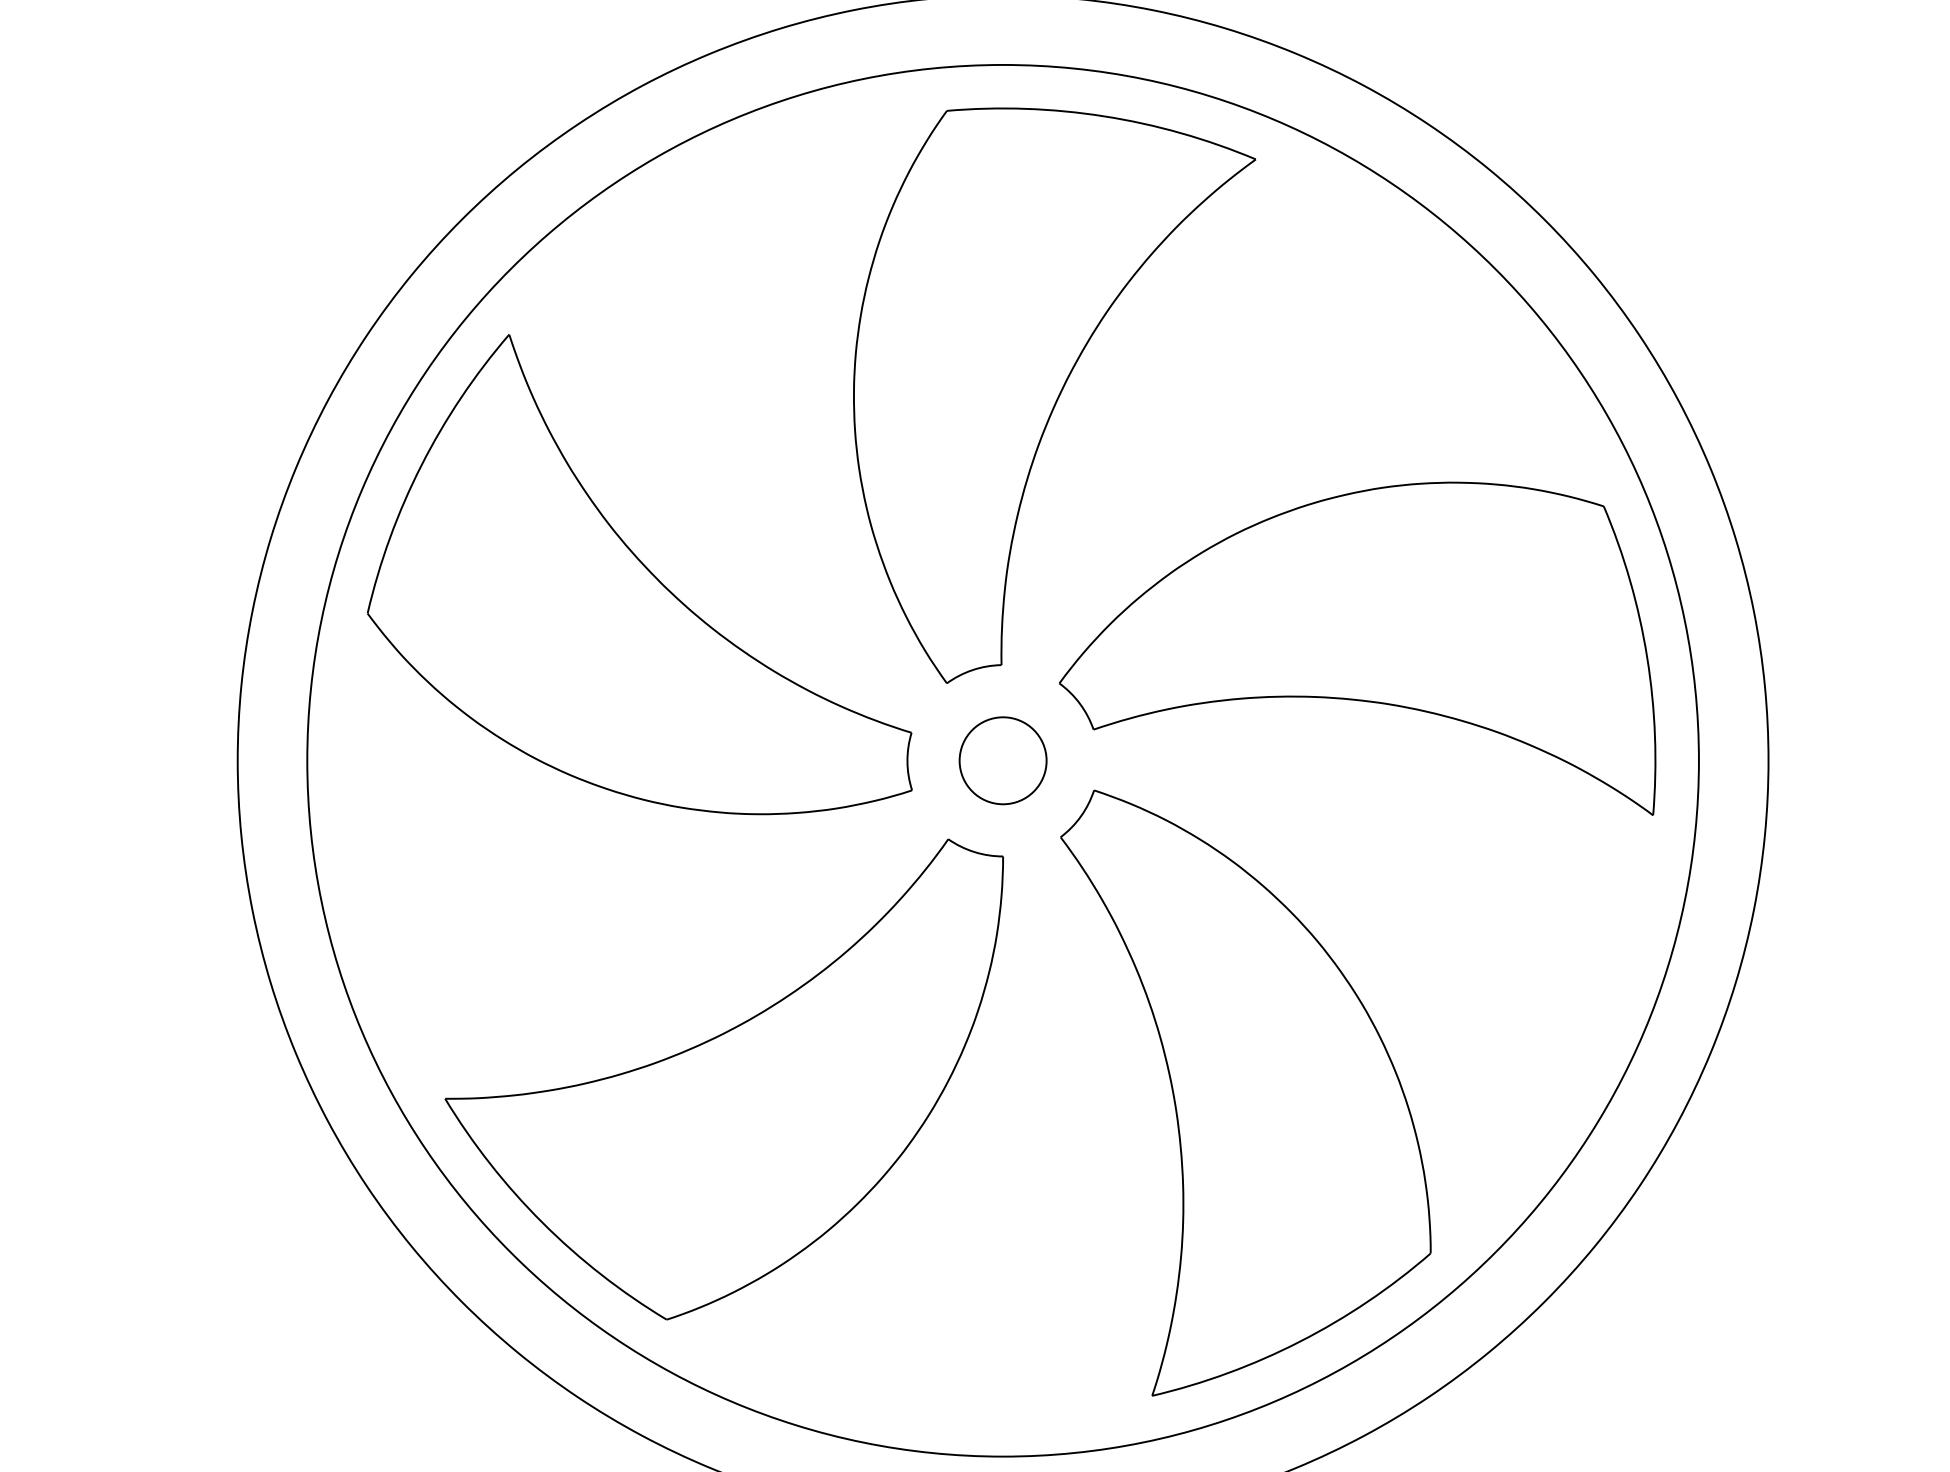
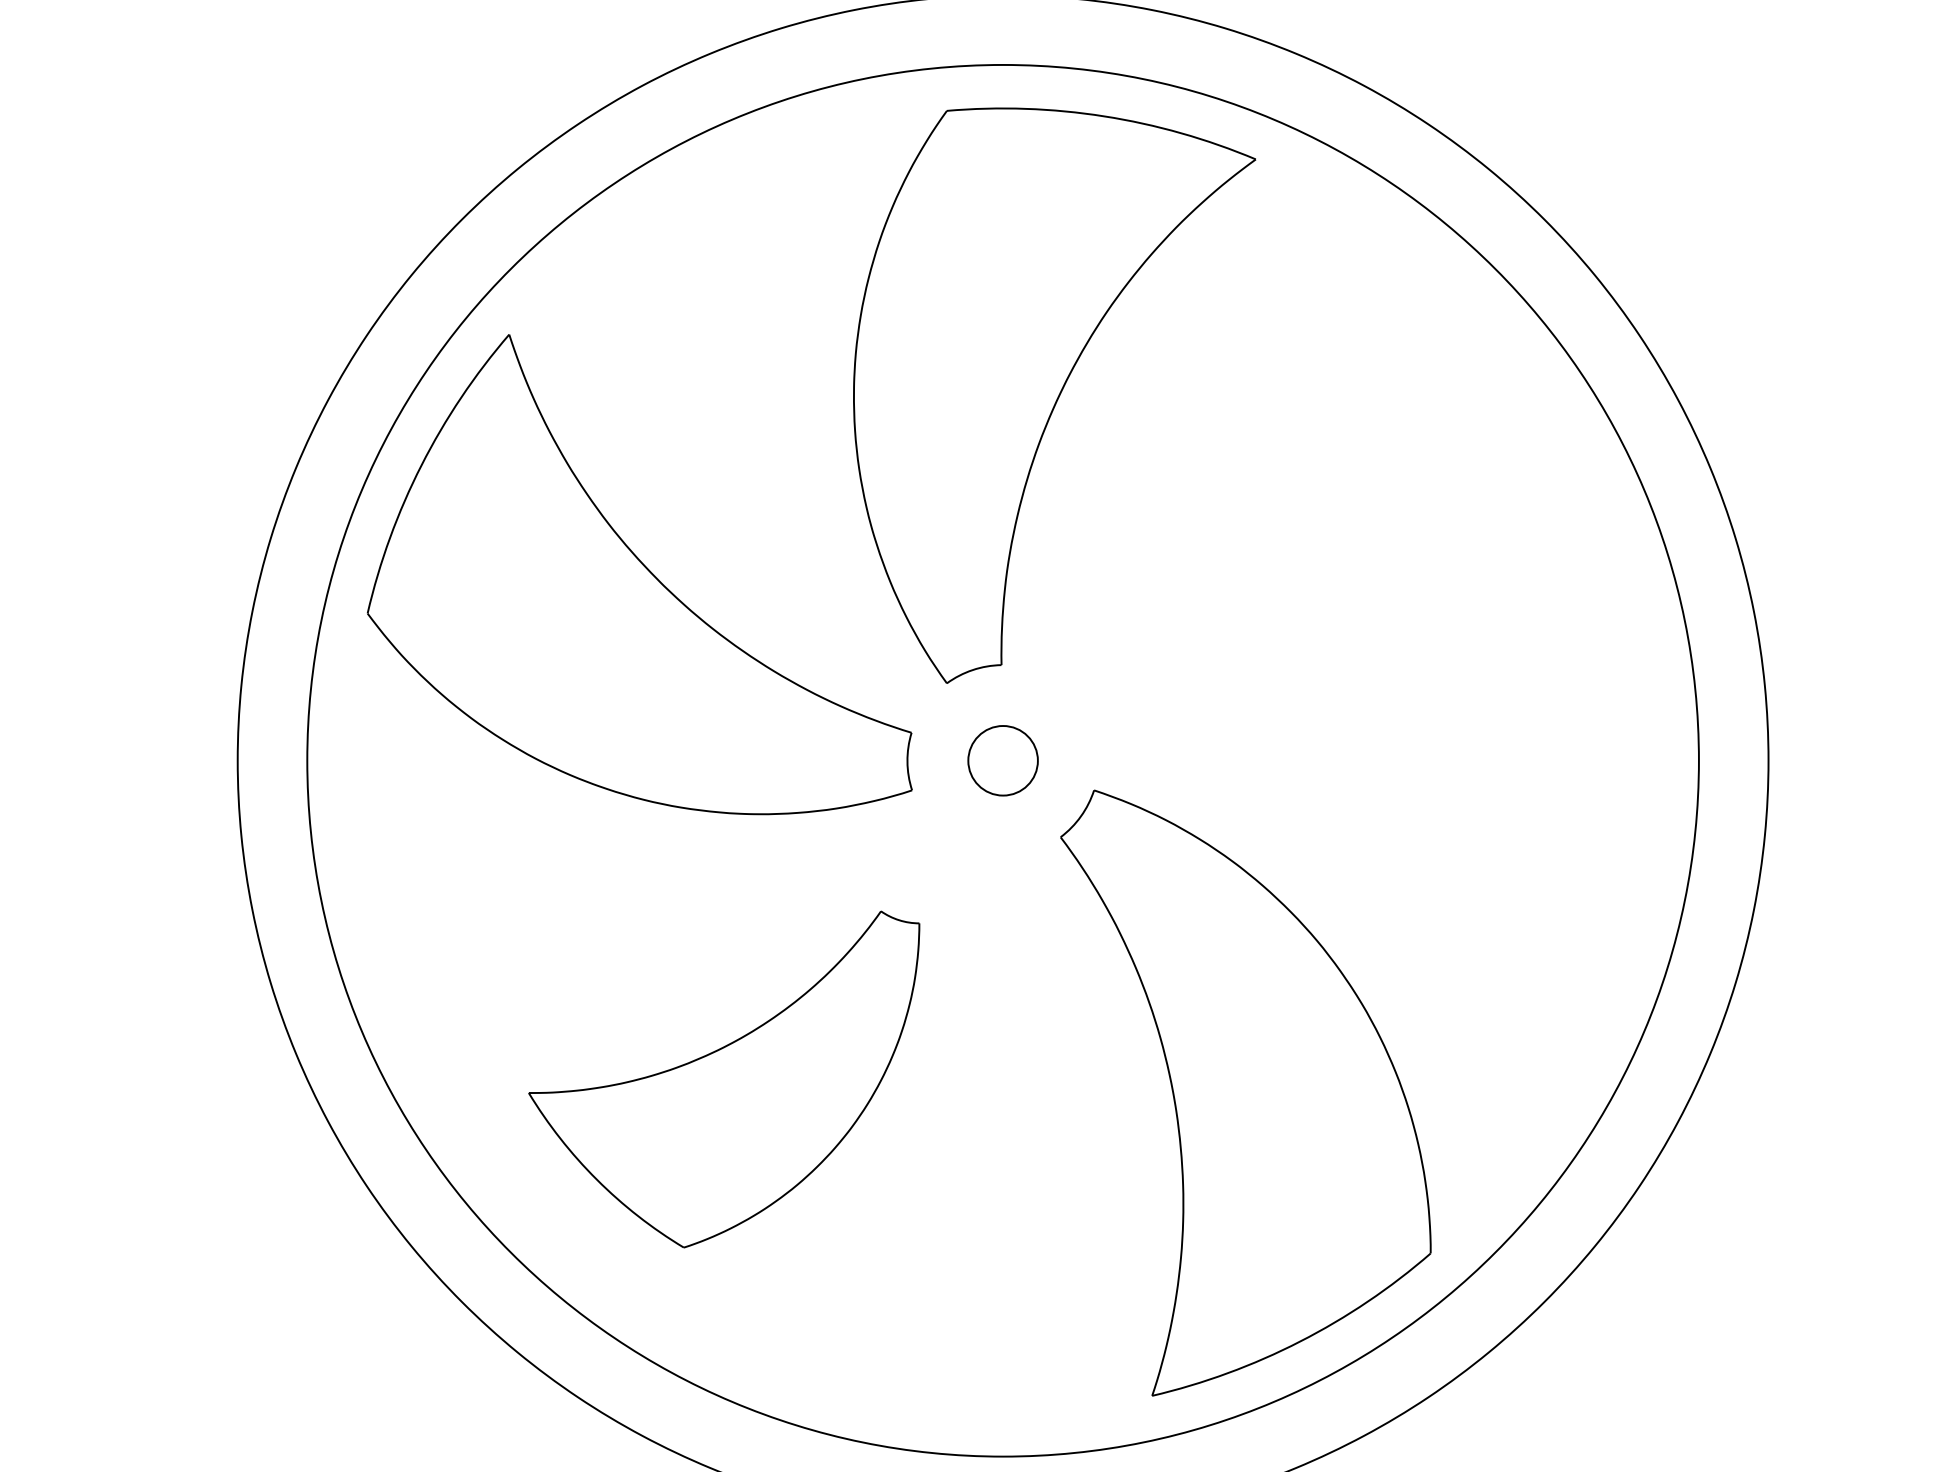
part: present -> none (1357, 648)
circle diameter: 87 px -> 70 px (1002, 760)
part size: 560x483 px -> 393x339 px (724, 1079)
